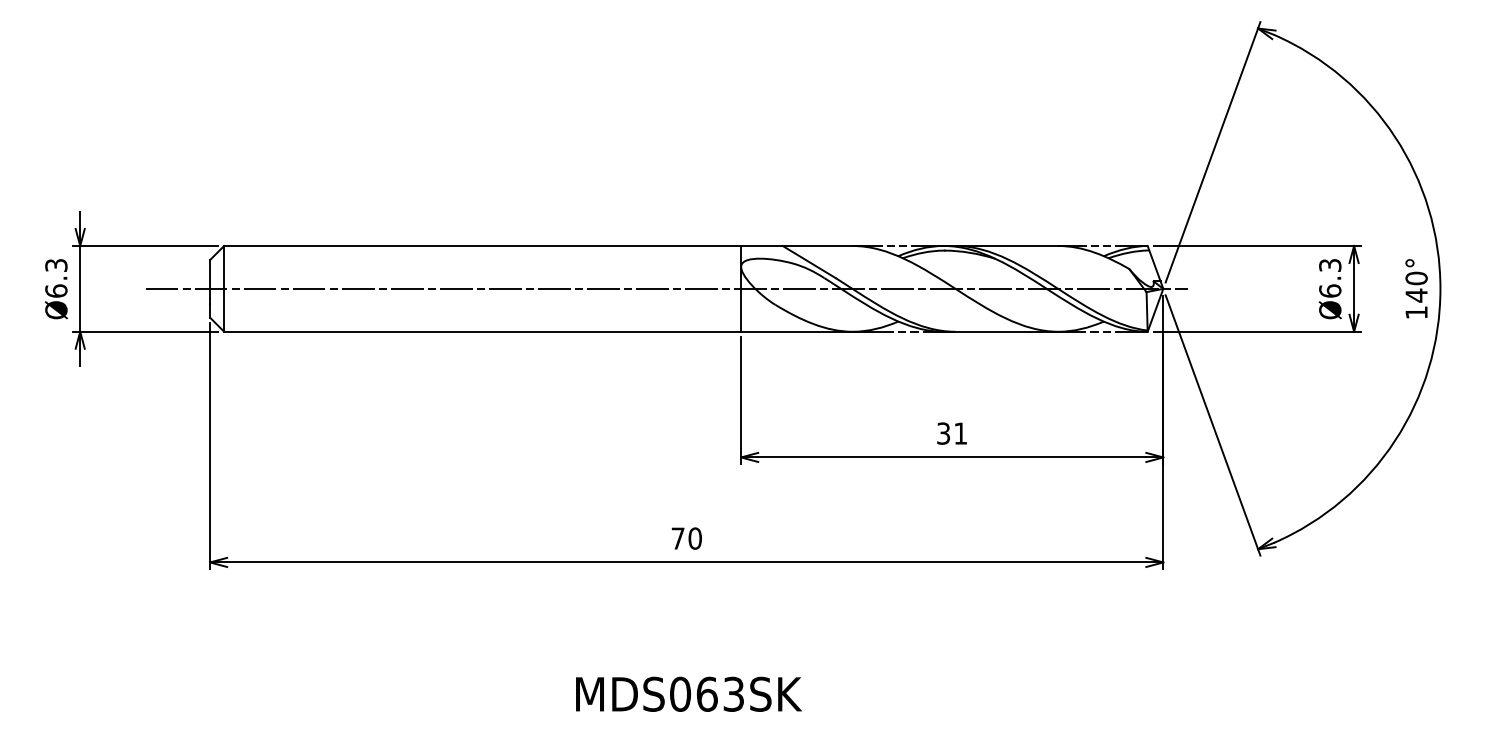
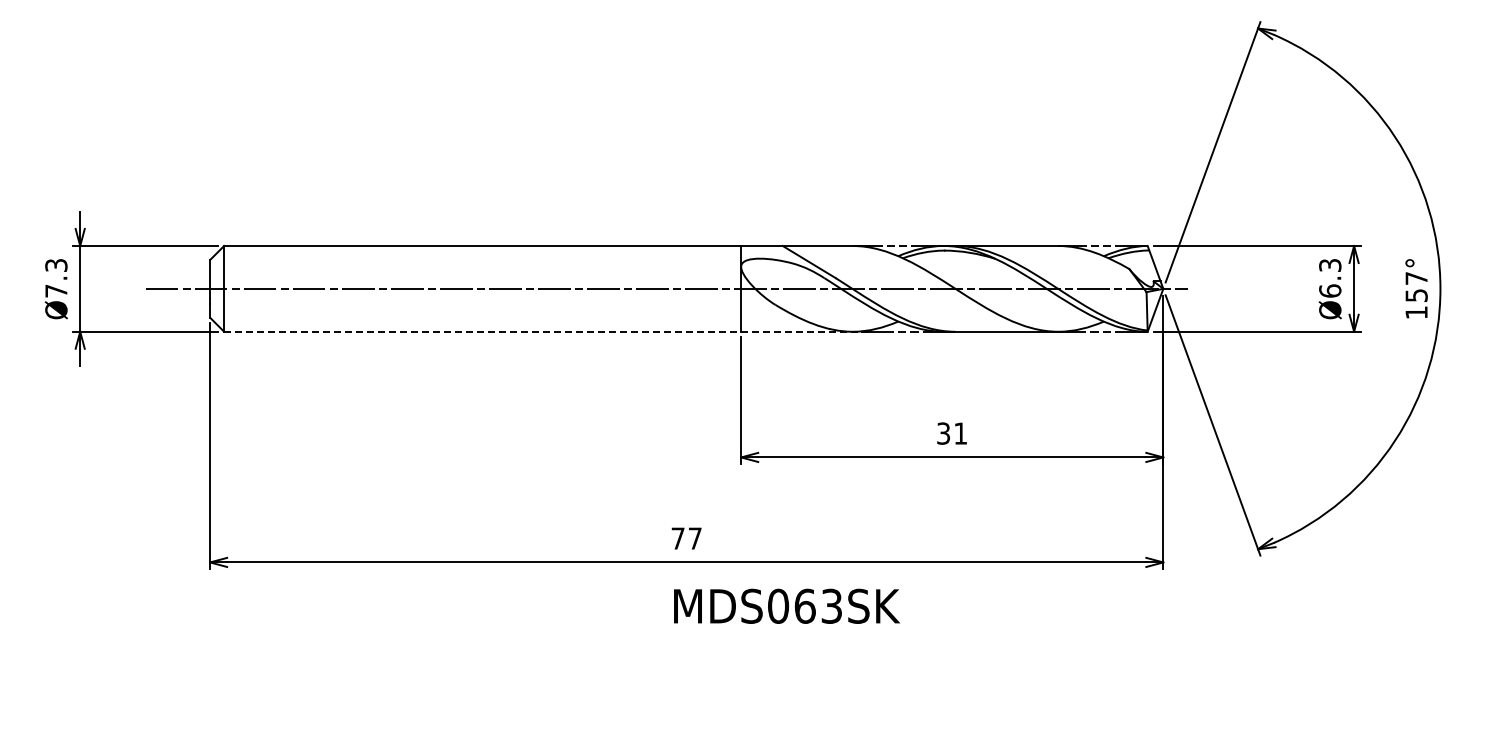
text: 140° -> 157° (1416, 286)
text: Ø6.3 -> Ø7.3 (56, 290)
line: solid -> dashed (546, 331)
text: 70 -> 77 (694, 538)
text position: (688, 693) -> (786, 605) (786, 605)
